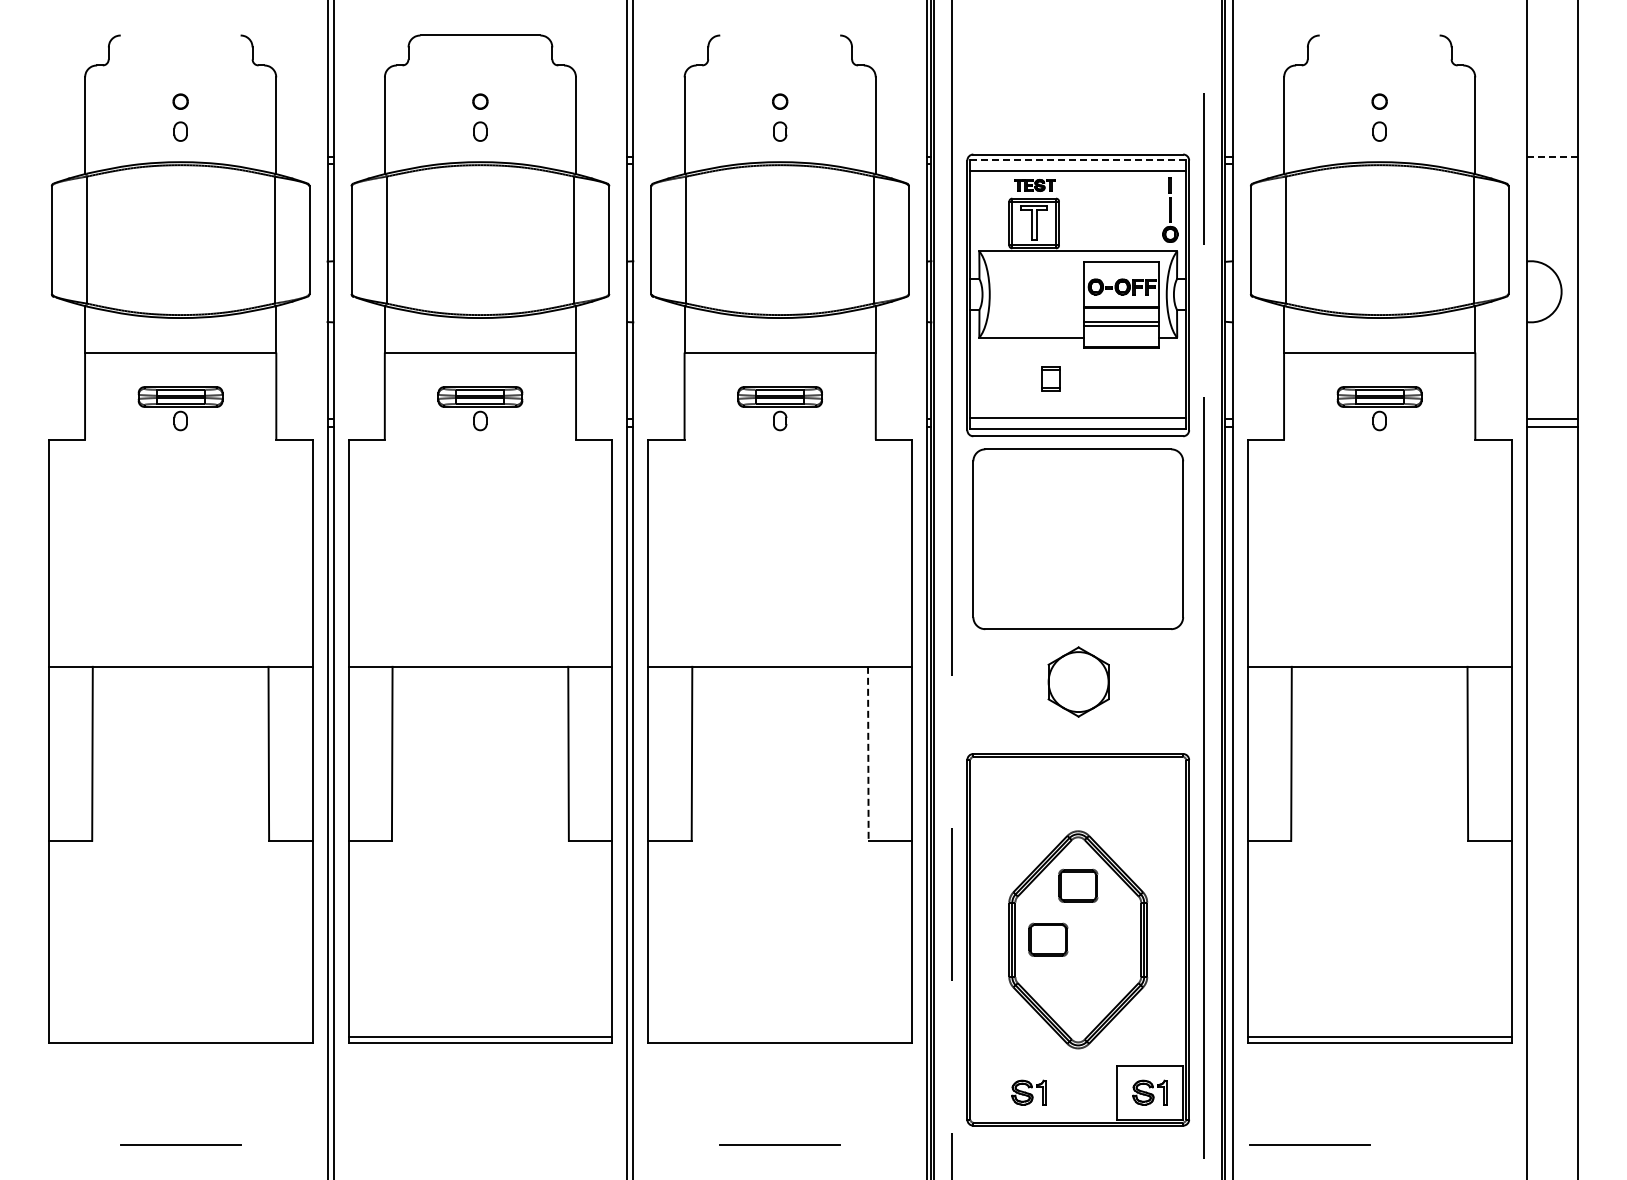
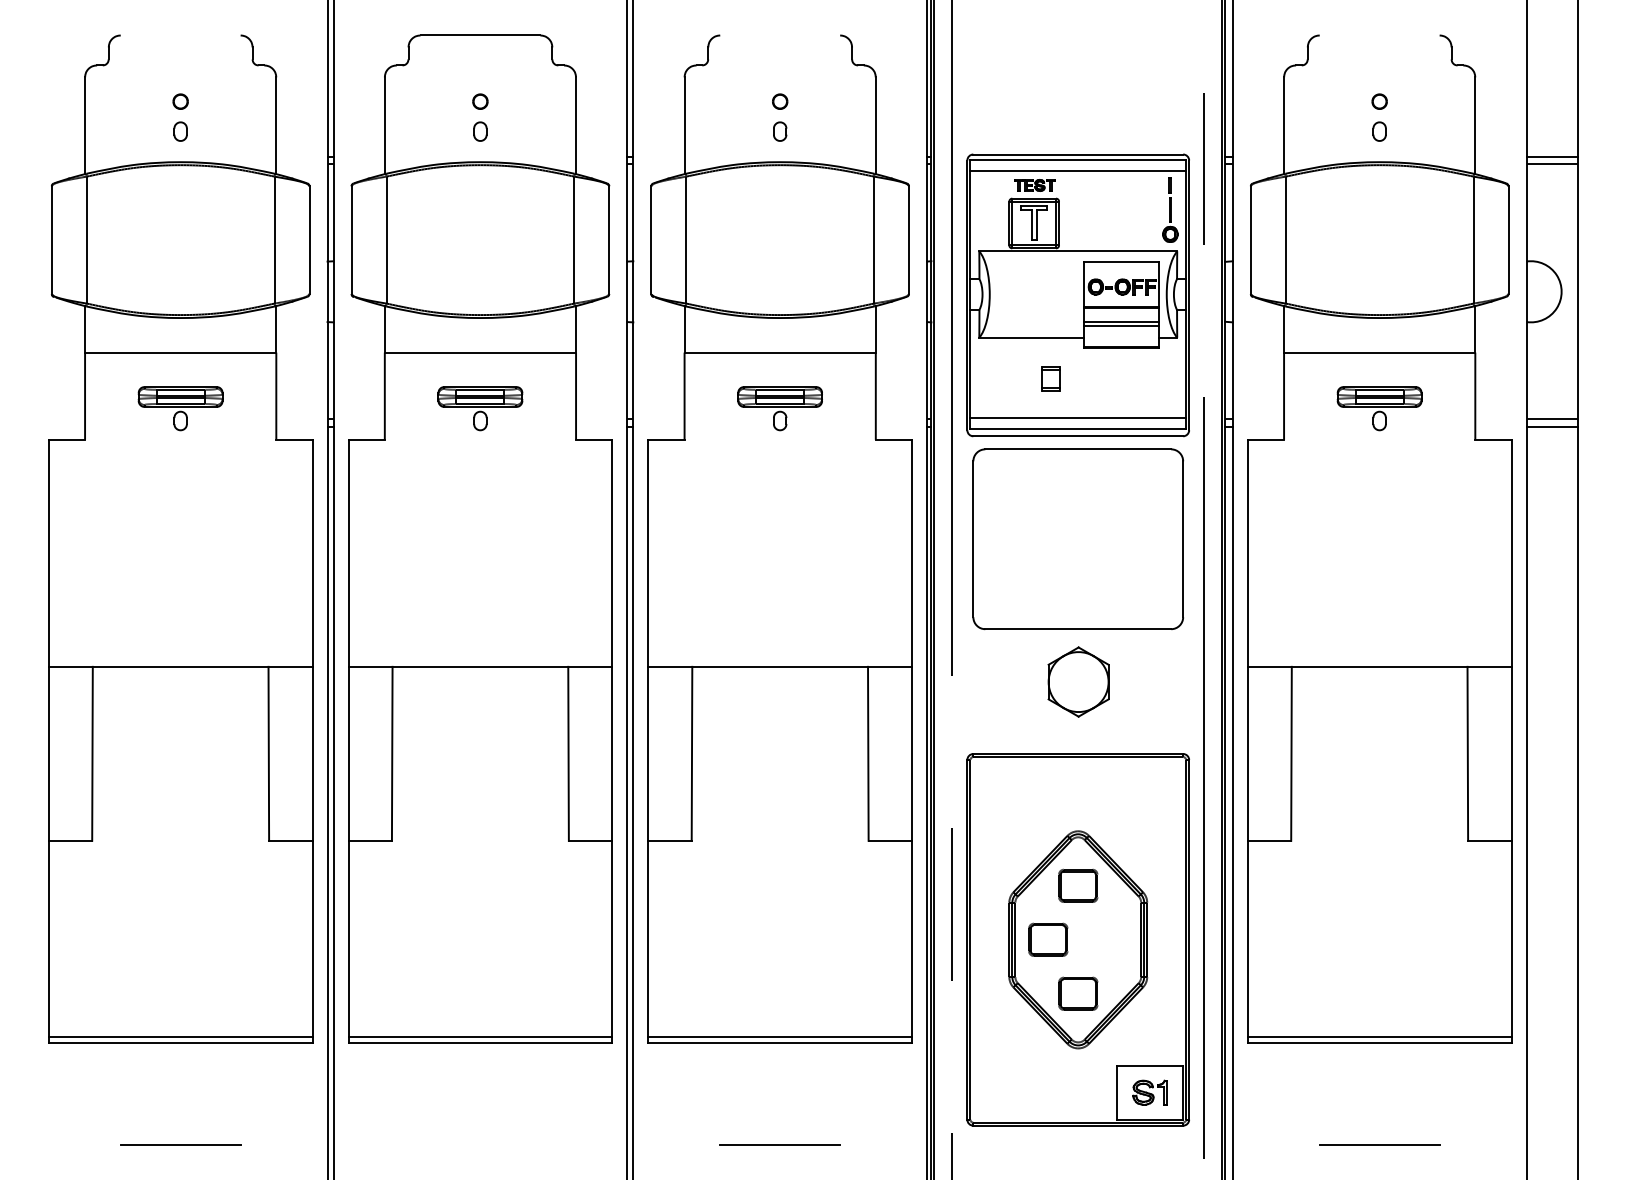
line: dashed -> solid (1552, 156)
line: dashed -> solid (1078, 159)
line: none -> present (1552, 164)
line: dashed -> solid (868, 753)
part: none -> present (1078, 993)
line: none -> present (180, 1036)
line: none -> present (780, 1036)
part: present -> none (1028, 1092)
line position: (1309, 1144) -> (1379, 1144) (1379, 1144)
